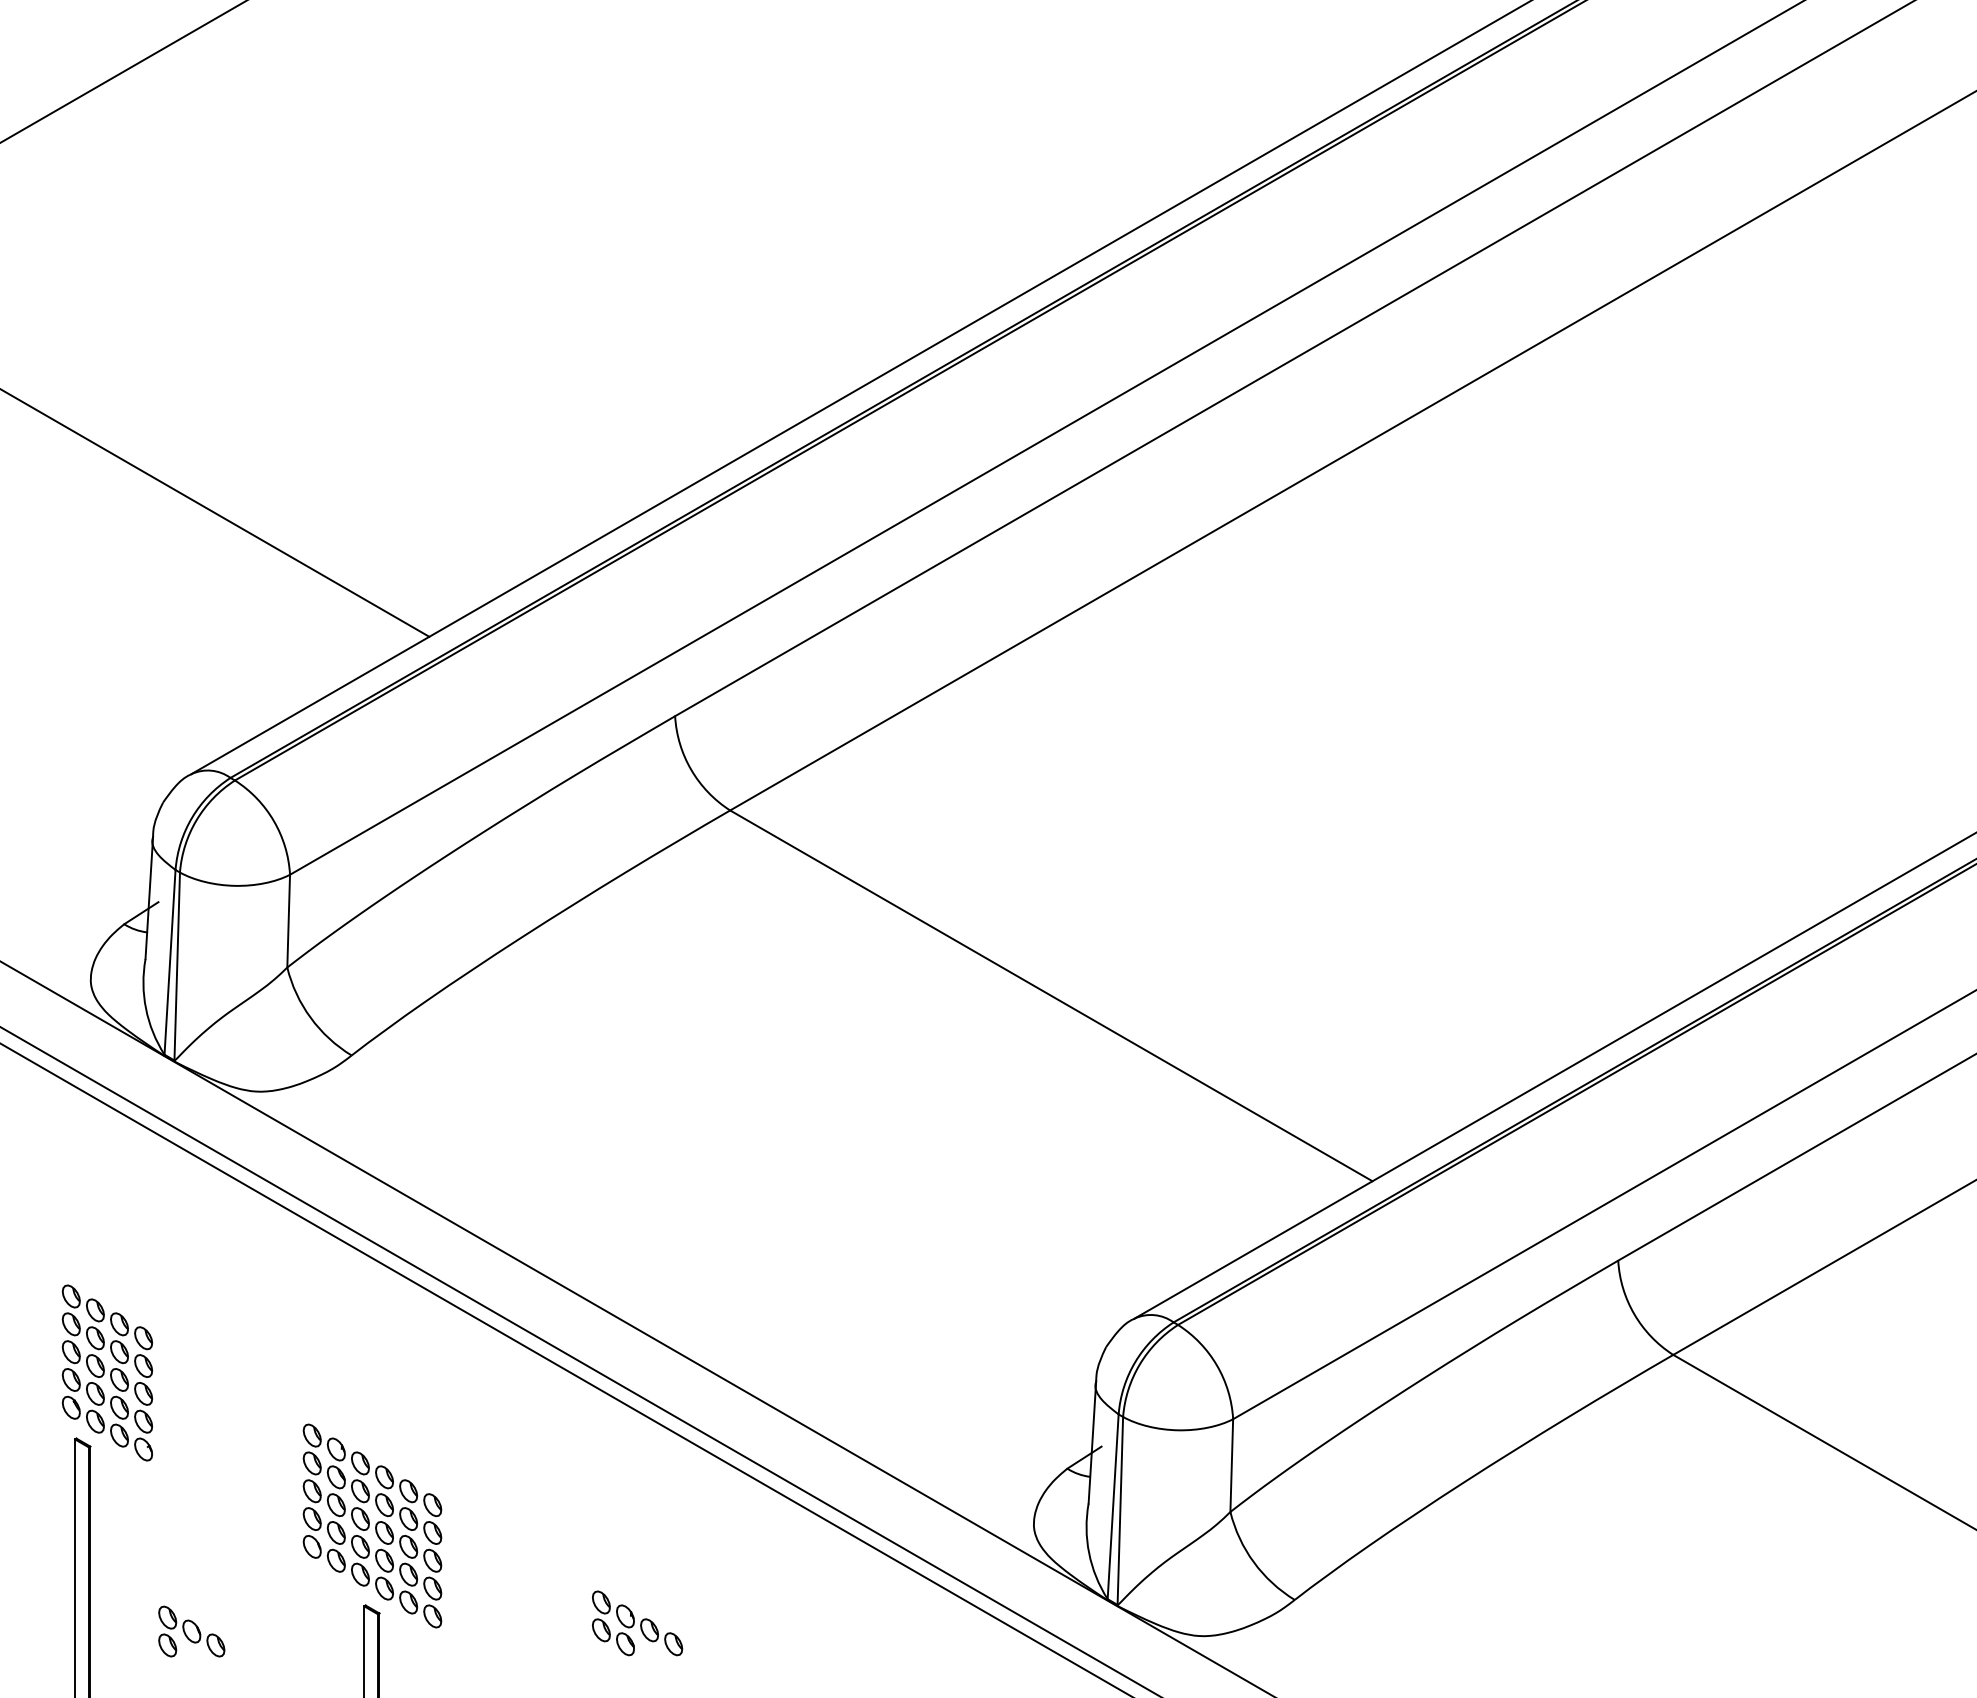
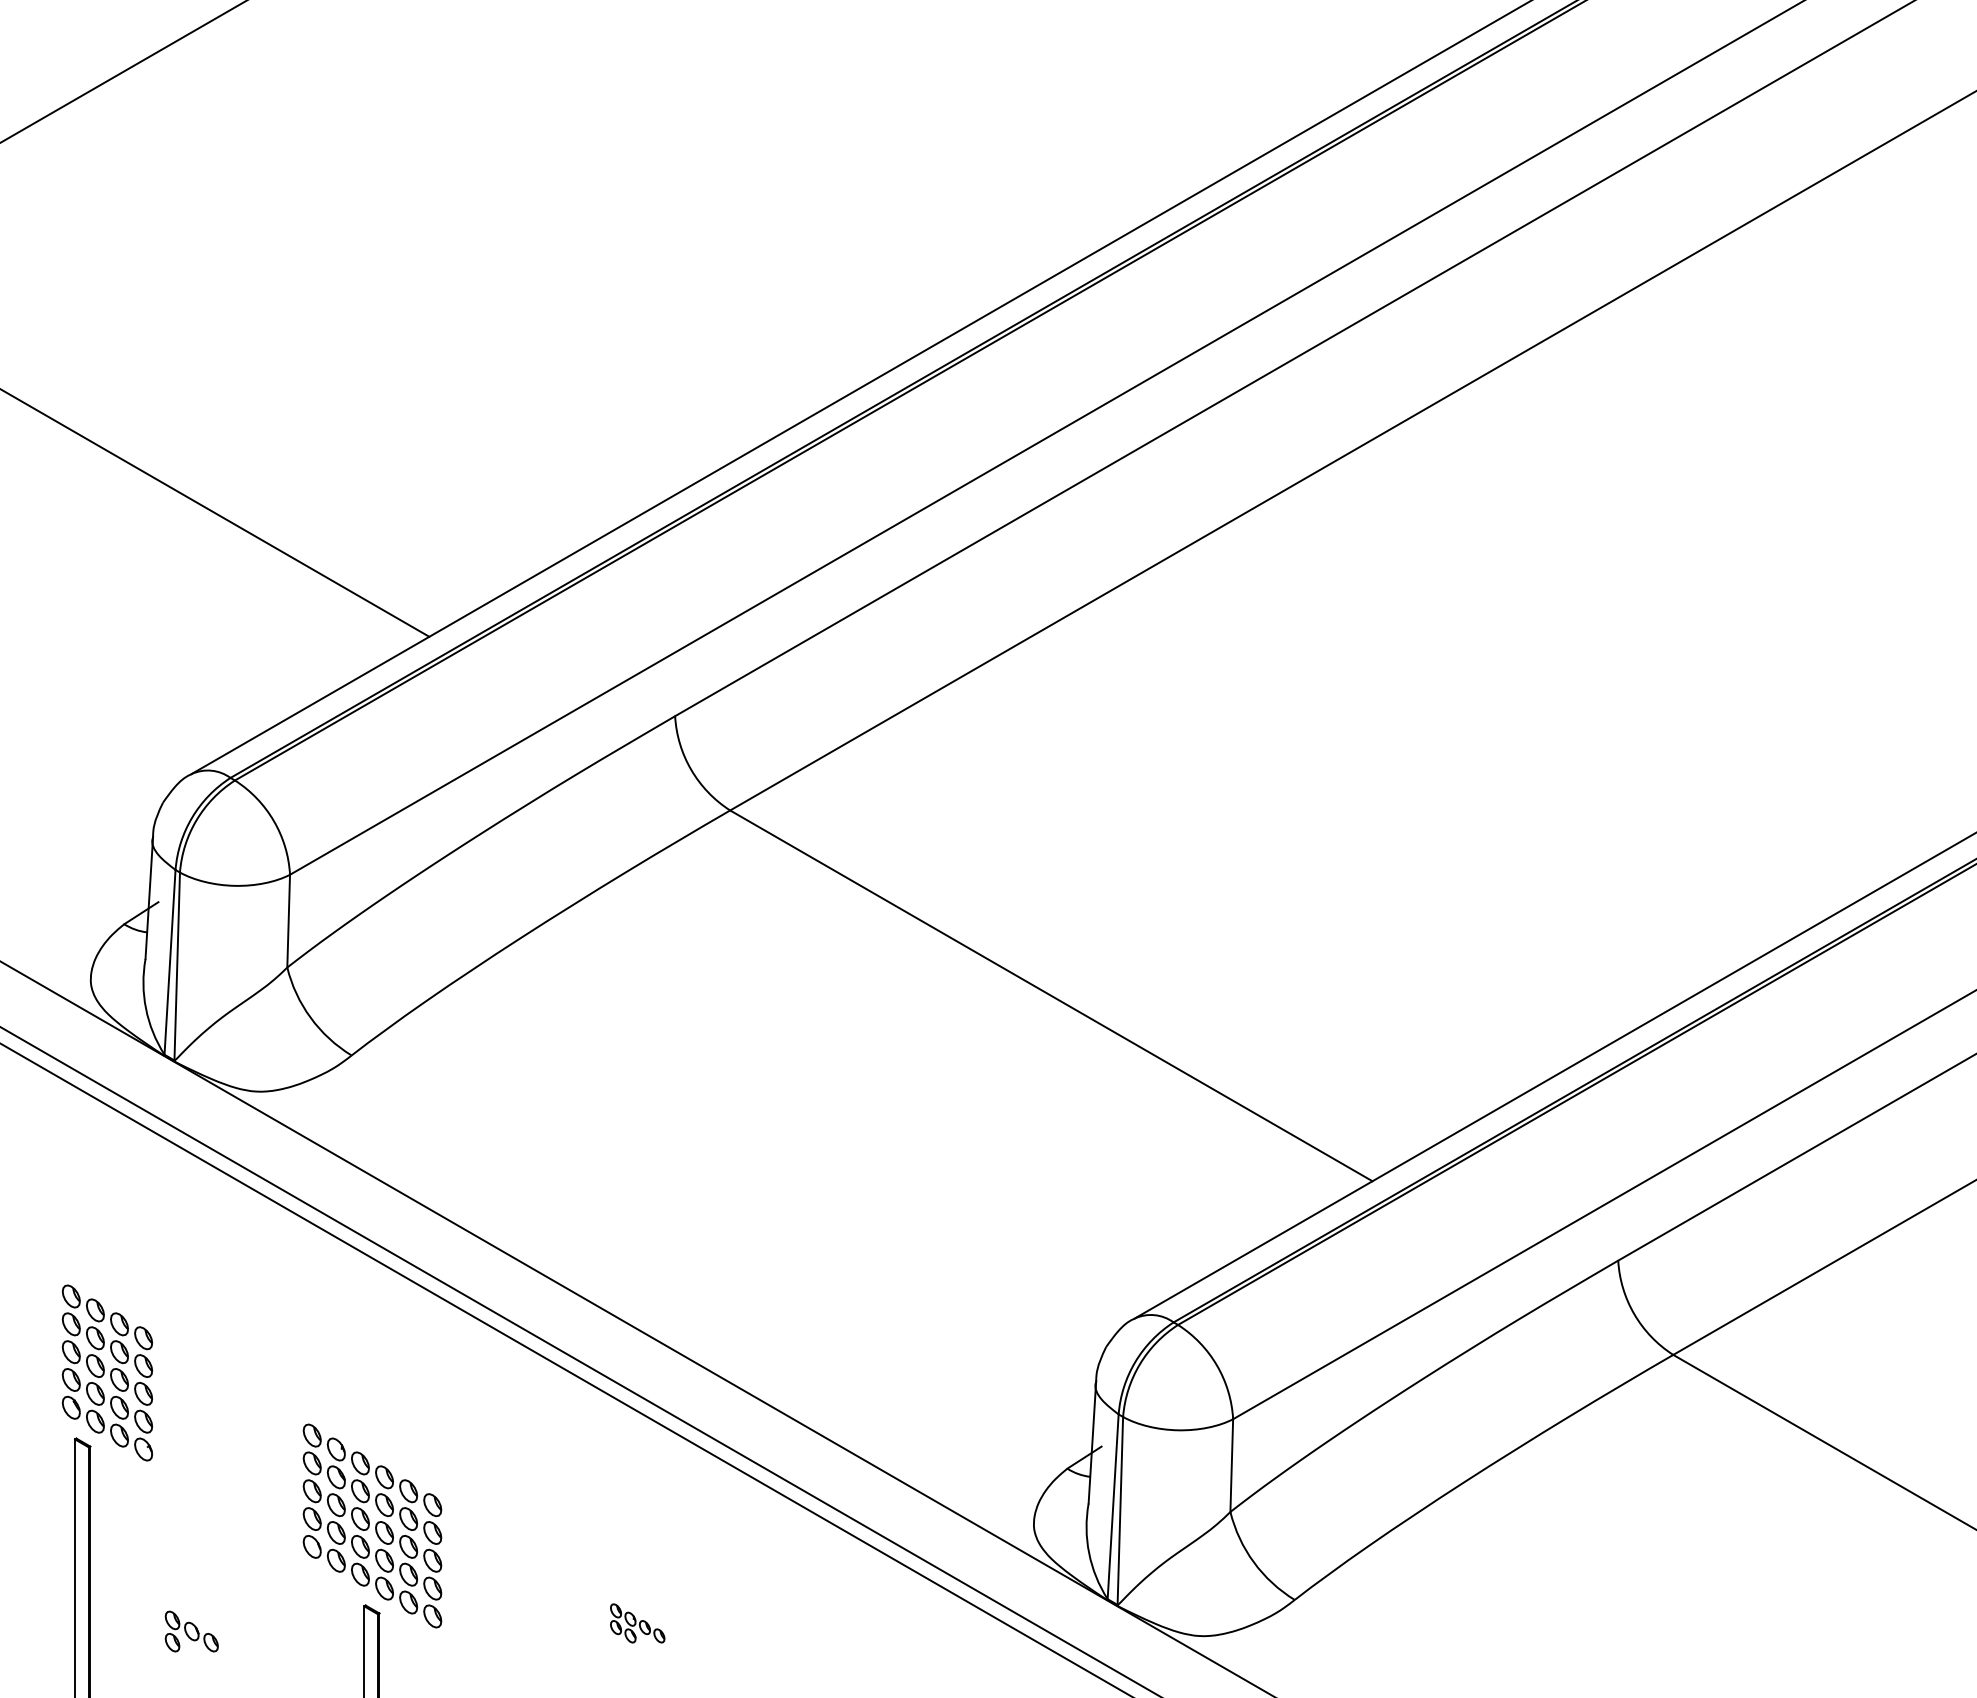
part size: 92x67 px -> 56x41 px (637, 1623)
part size: 68x53 px -> 55x43 px (191, 1631)
